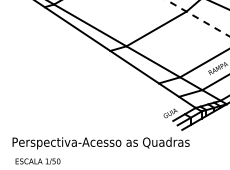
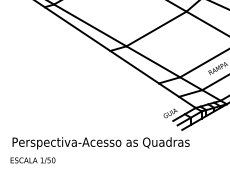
line: dashed -> solid (198, 18)
text position: (37, 161) -> (32, 160) (32, 160)
